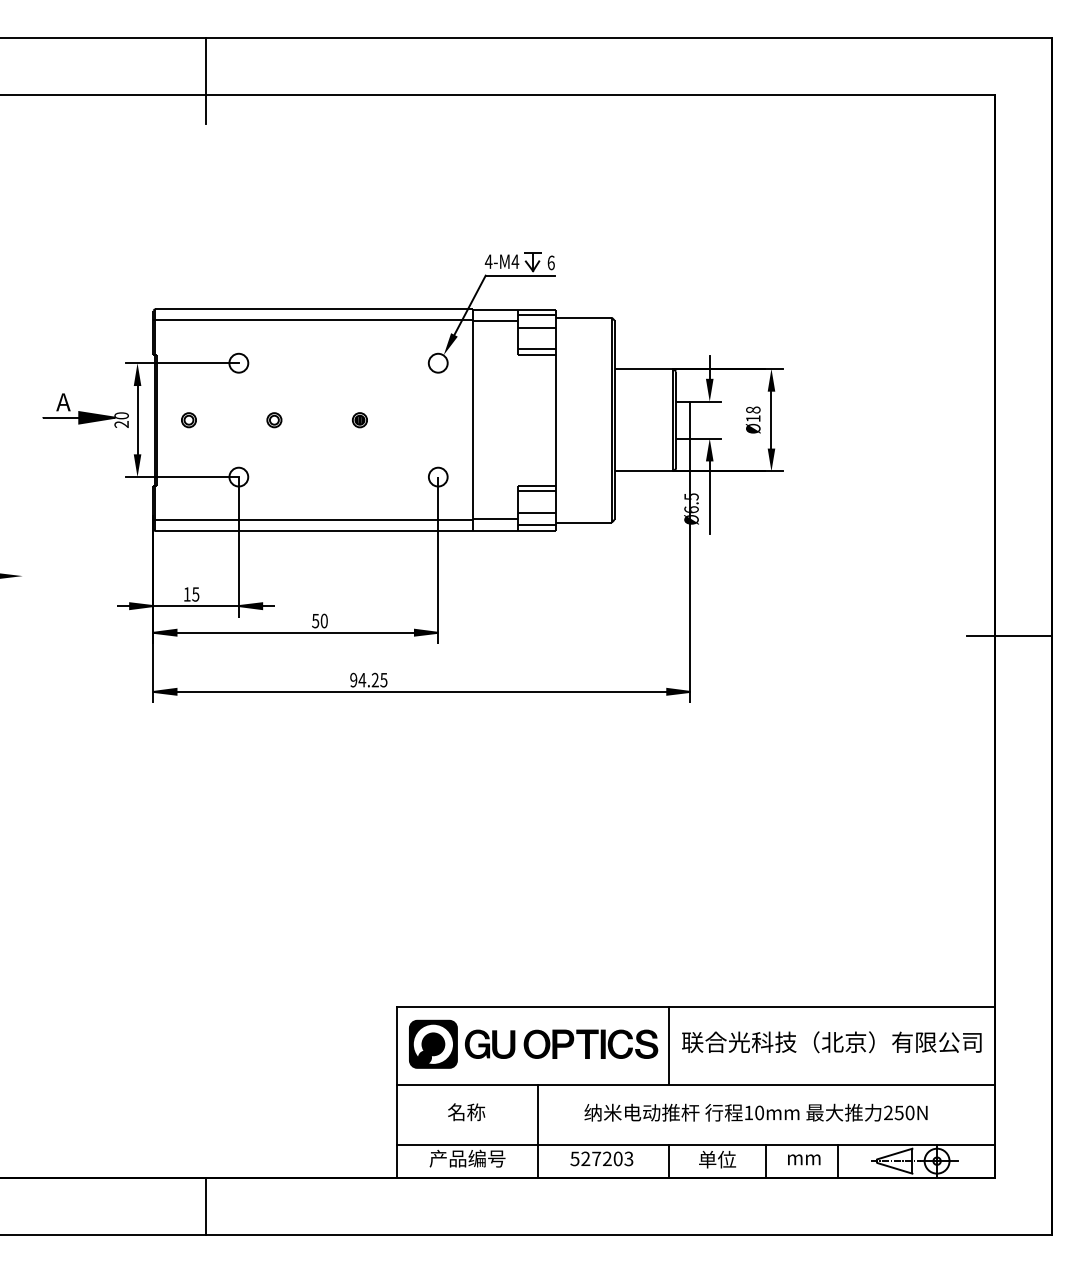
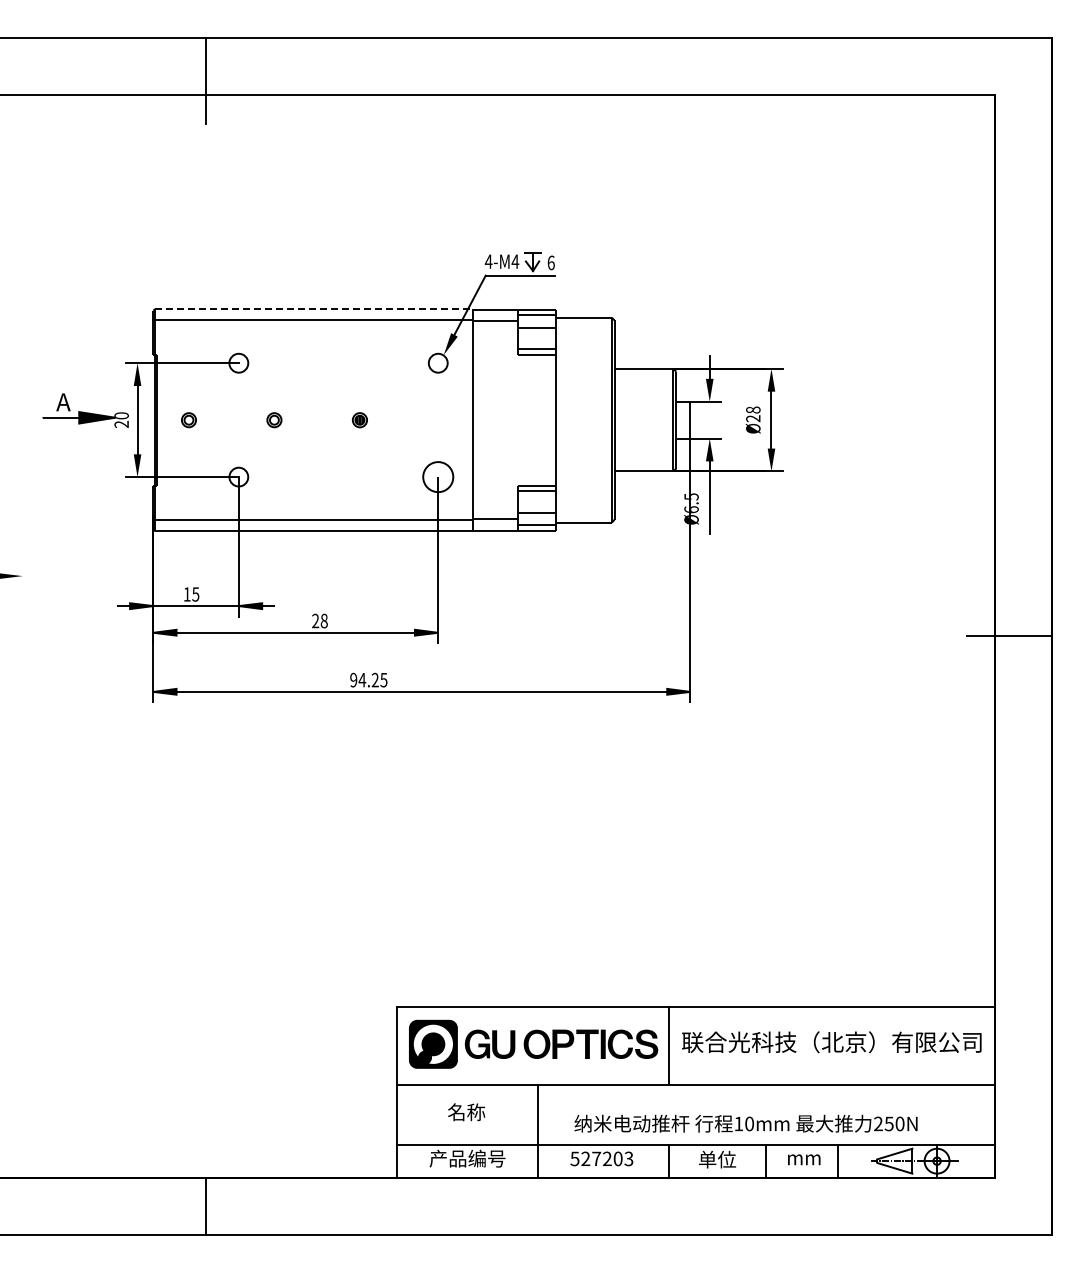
line: solid -> dashed (313, 308)
text: Ø18 -> Ø28 (753, 418)
circle diameter: 19 px -> 30 px (438, 477)
text: 50 -> 28 (319, 620)
text position: (755, 1112) -> (745, 1123) (745, 1123)
